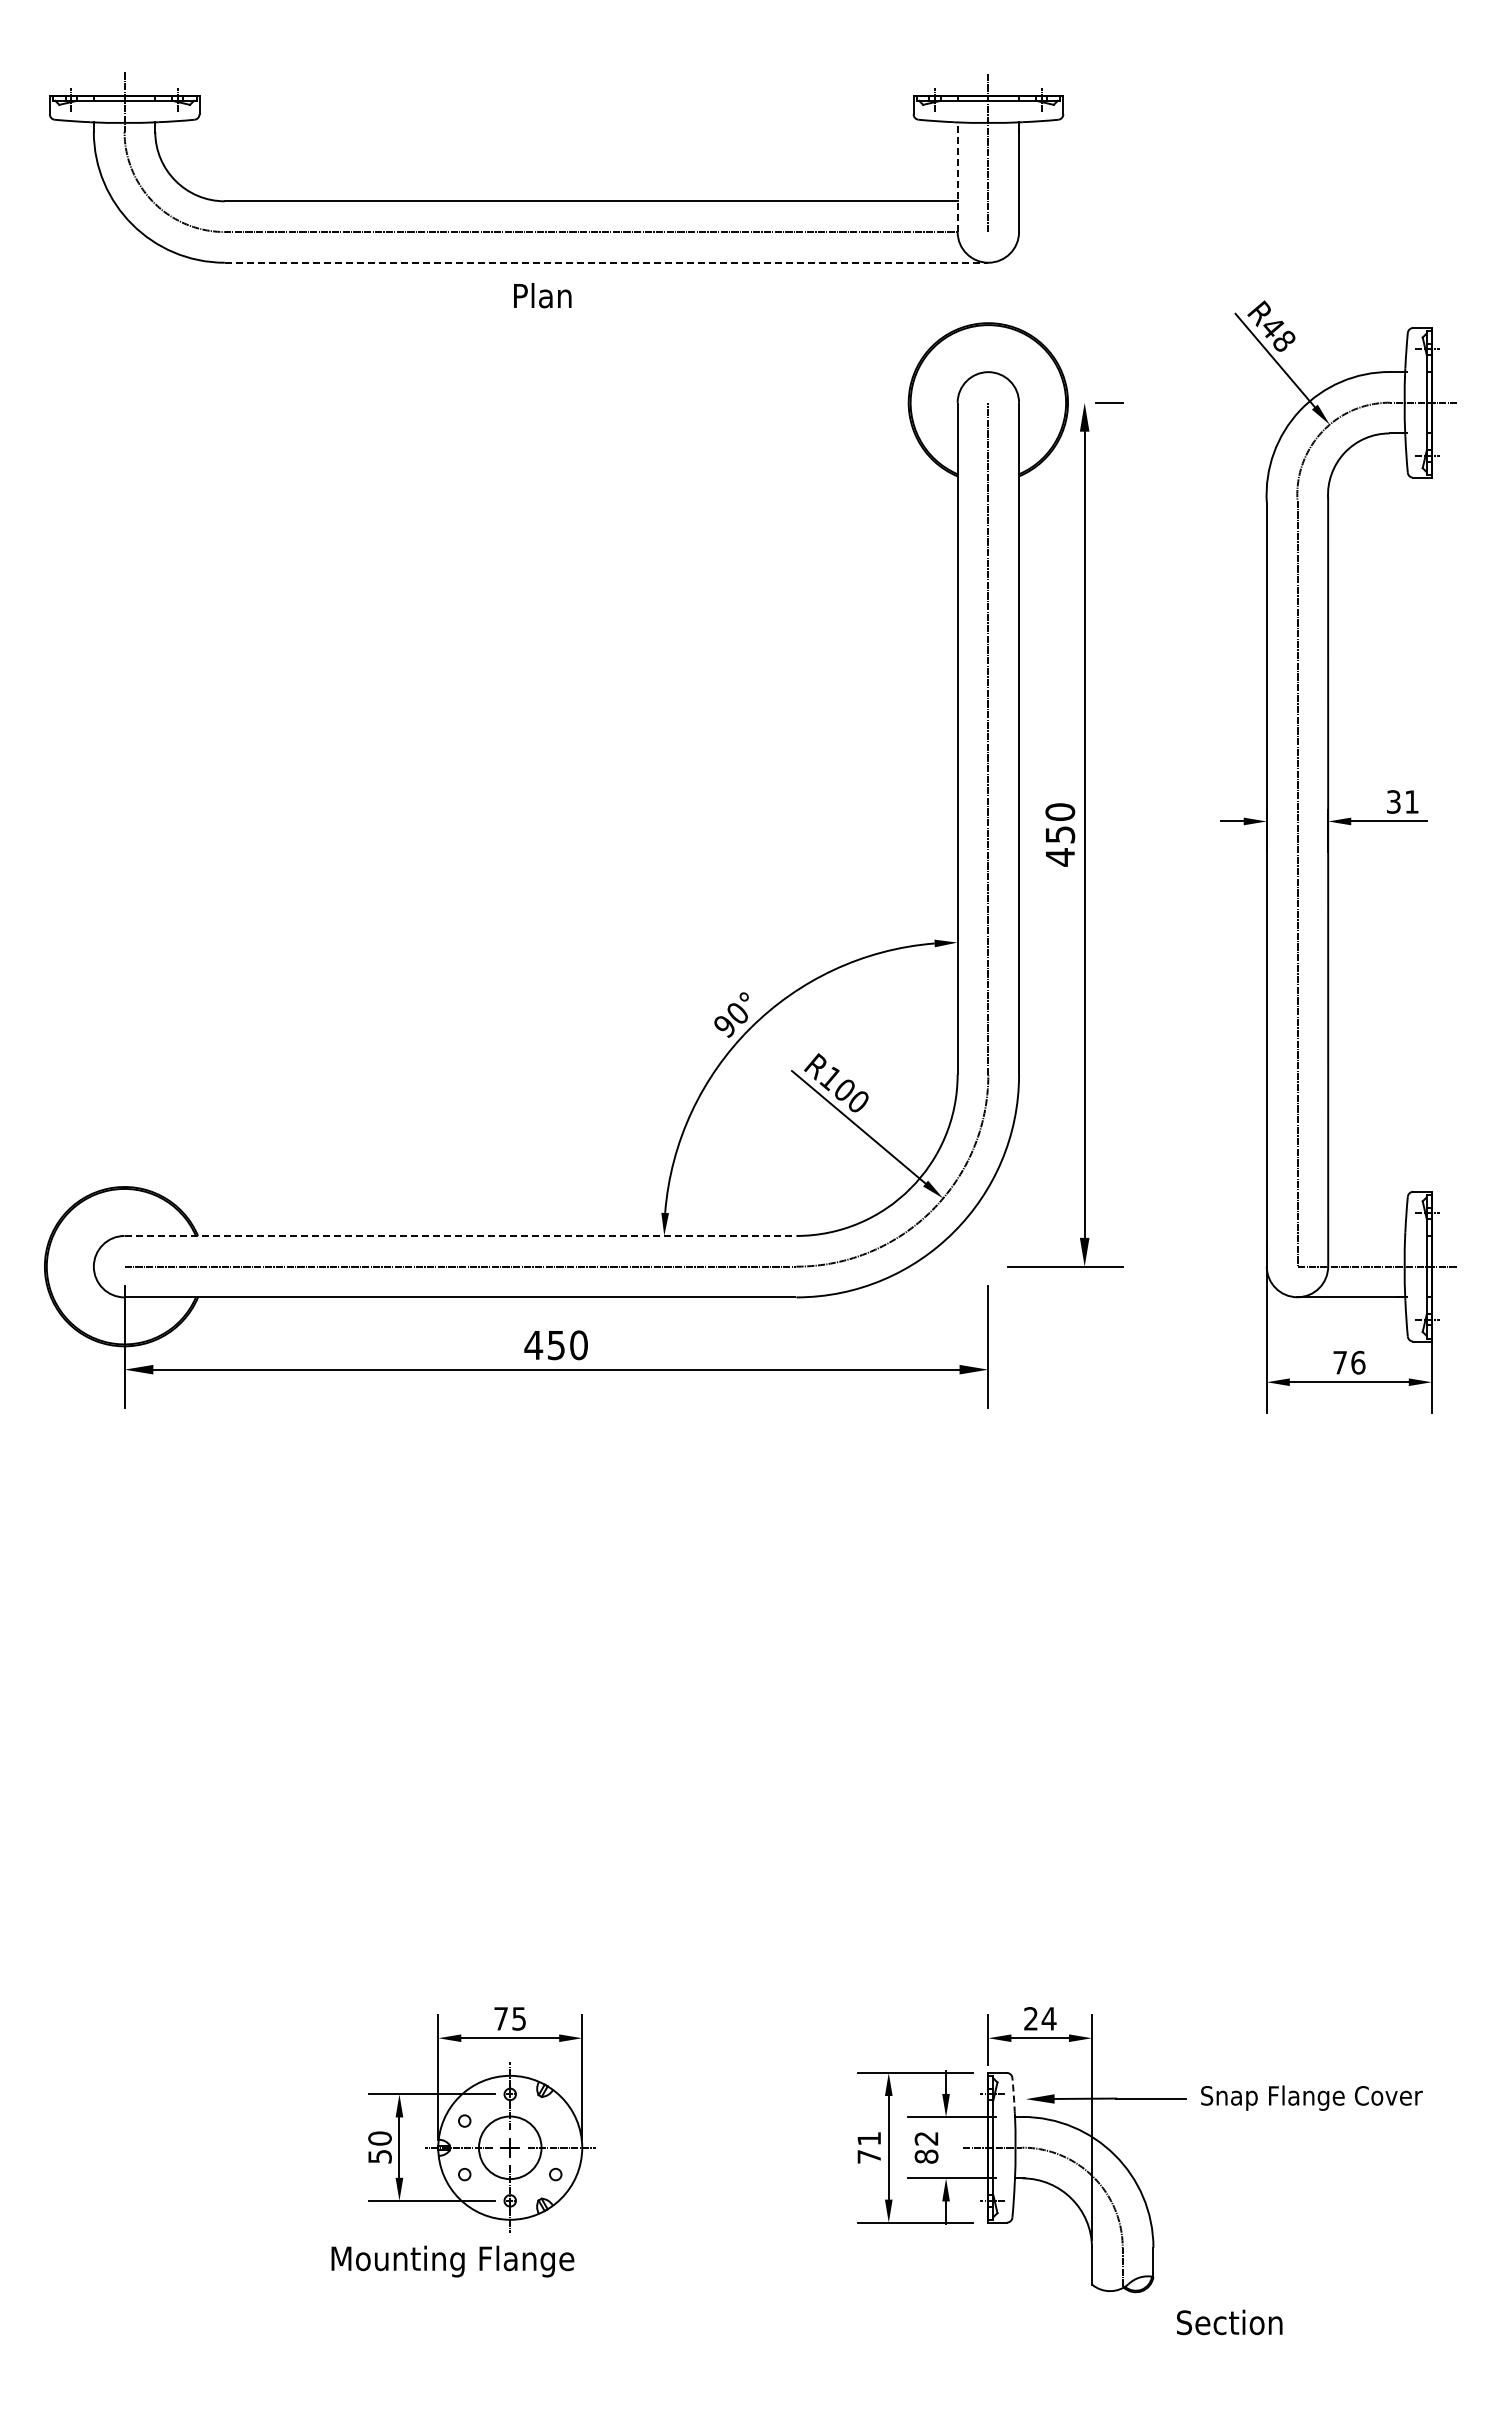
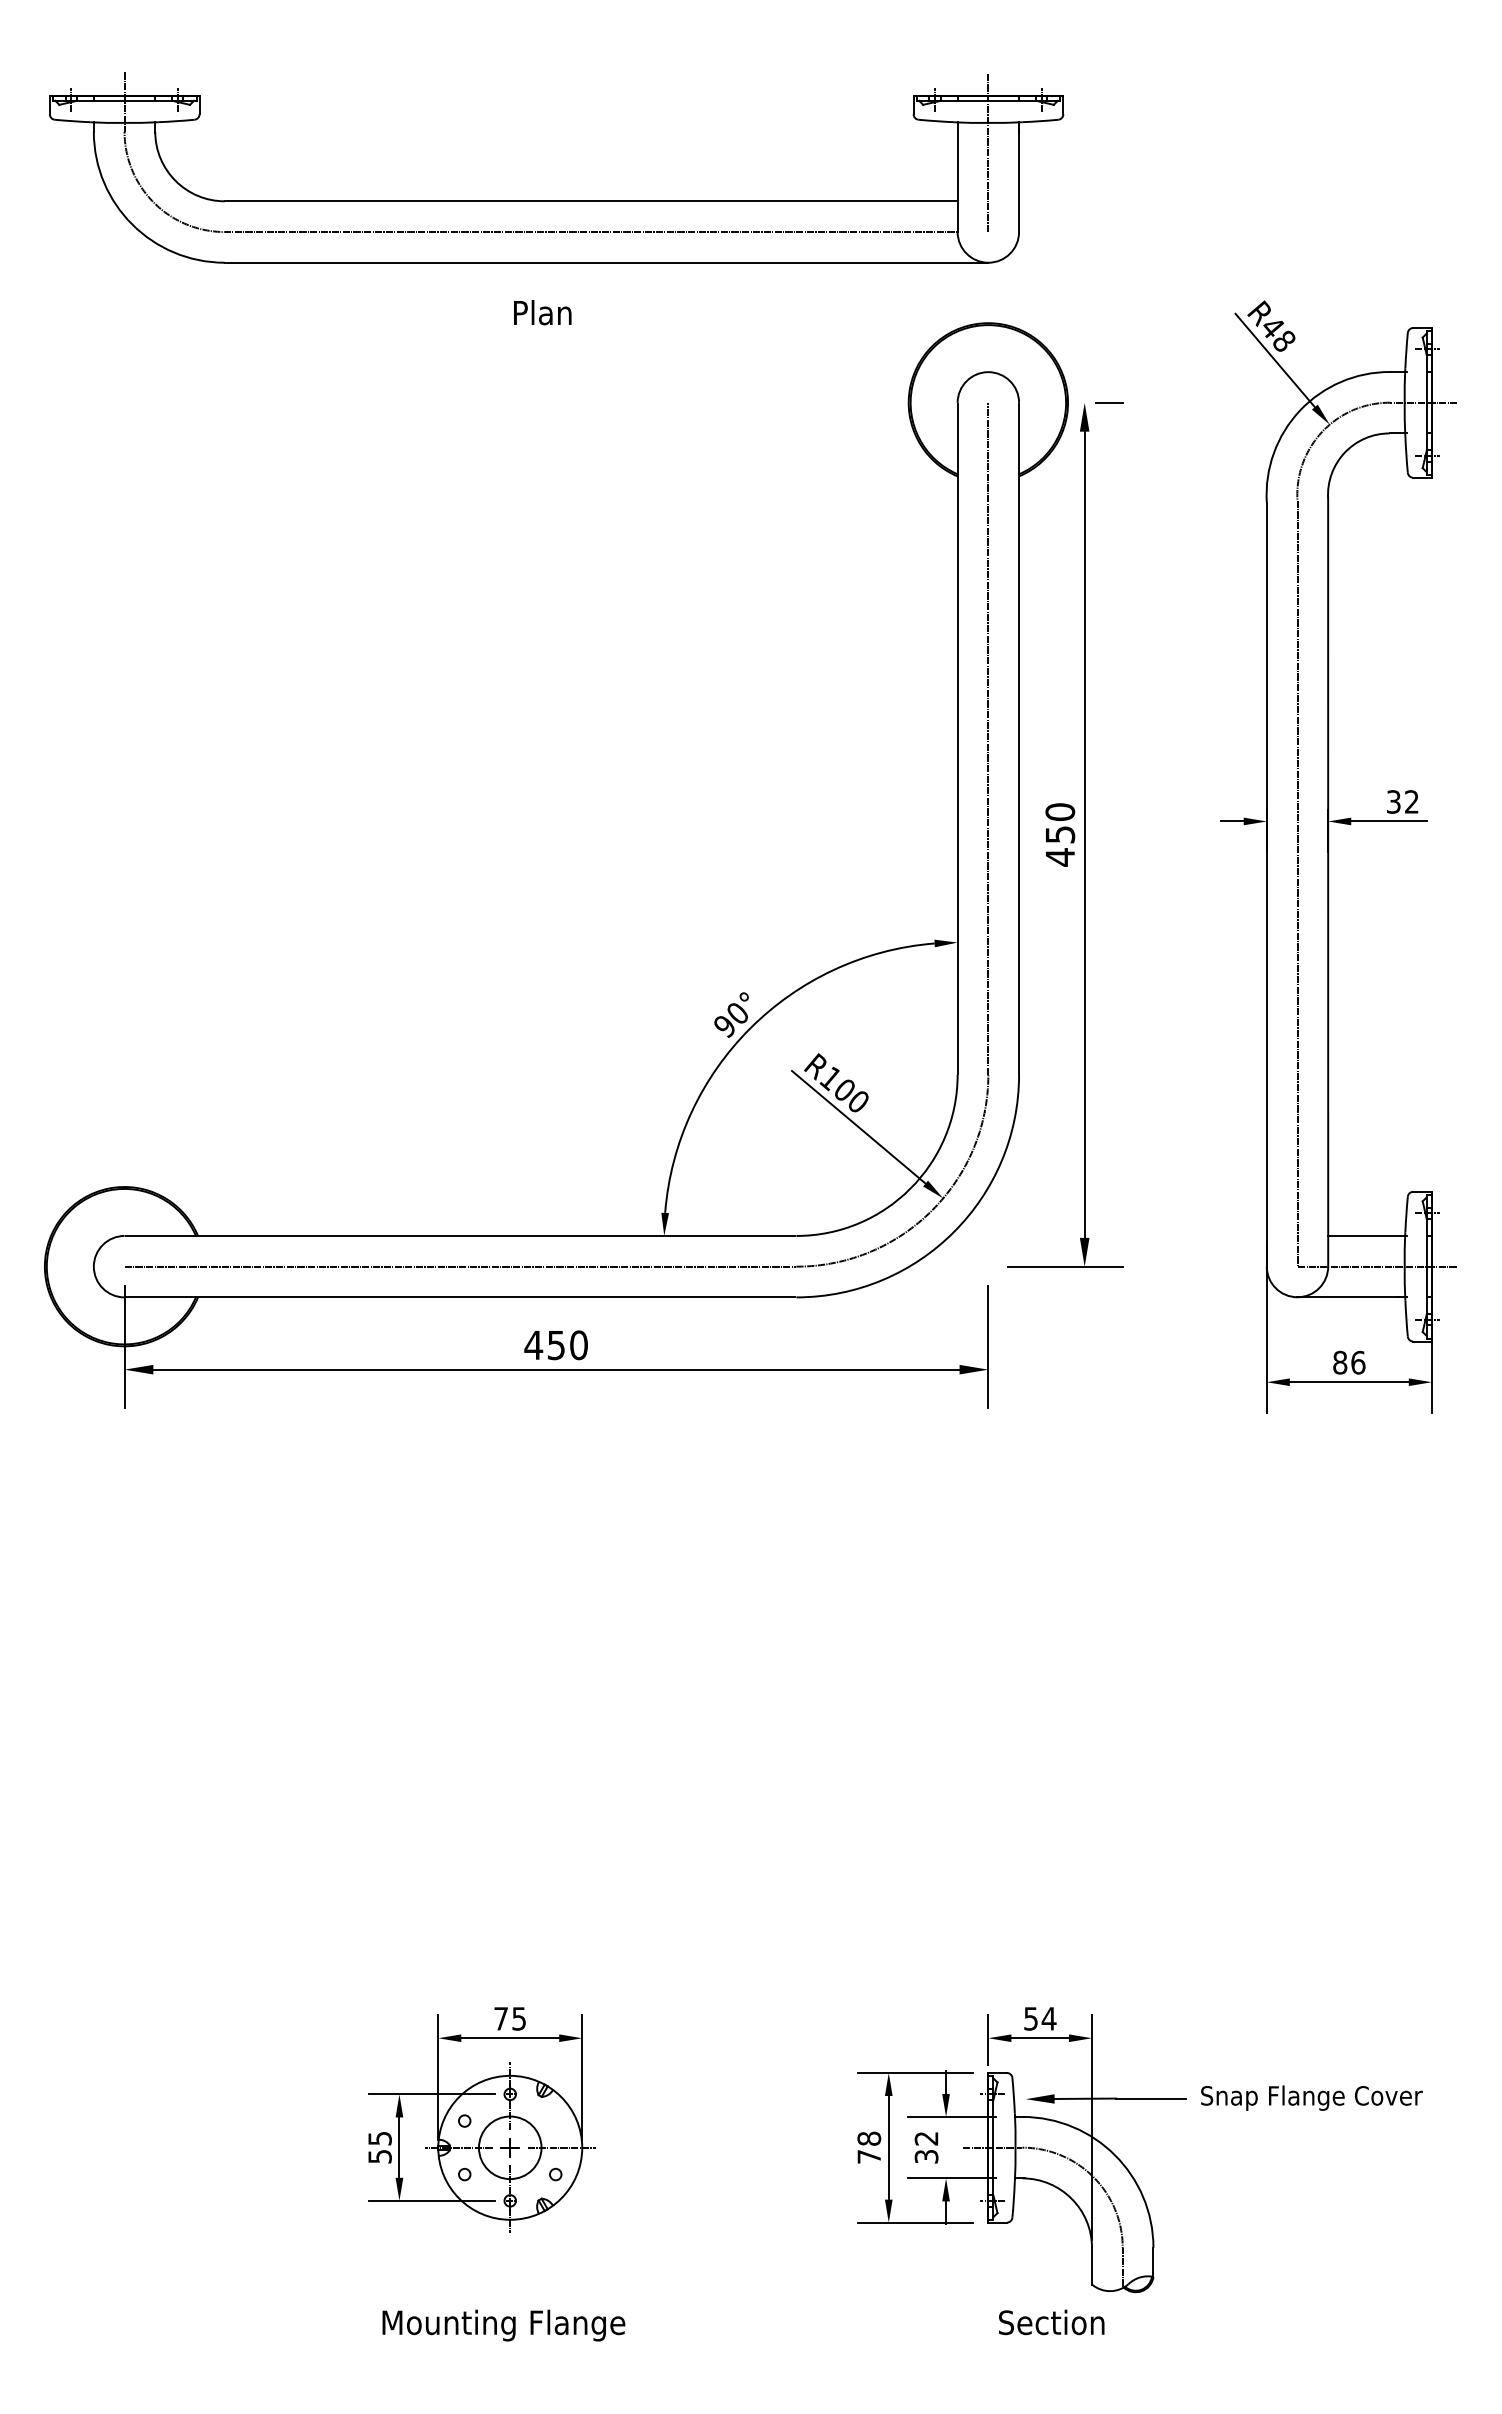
line: dashed -> solid (957, 177)
line: dashed -> solid (606, 262)
text position: (542, 295) -> (542, 312) (542, 312)
text: 31 -> 32 (1411, 801)
line: dashed -> solid (460, 1235)
line: none -> present (1367, 1235)
text: 76 -> 86 (1340, 1362)
text: 24 -> 54 (1030, 2018)
arc: dashed -> solid (1013, 2095)
text: 50 -> 55 (379, 2138)
text: 71 -> 78 (869, 2138)
text: 82 -> 32 (926, 2156)
text position: (452, 2261) -> (503, 2325) (503, 2325)
text position: (1229, 2322) -> (1051, 2322) (1051, 2322)
